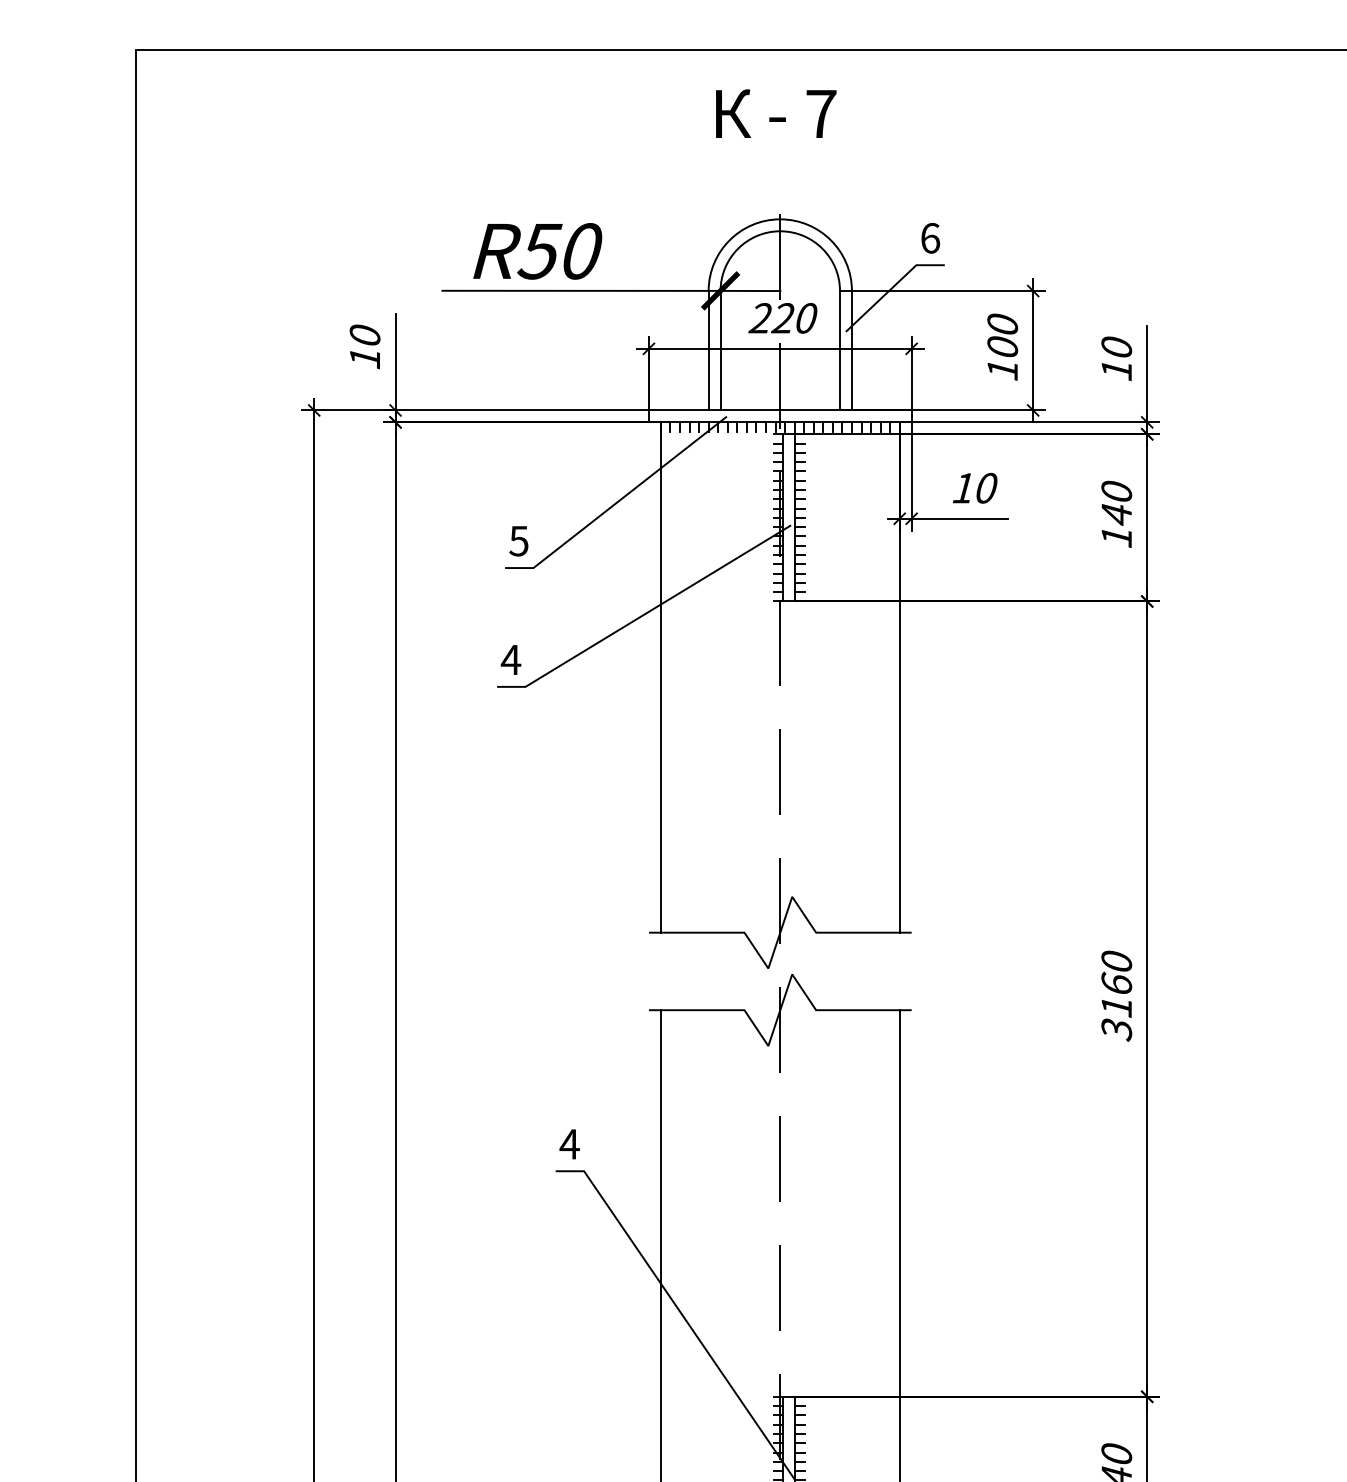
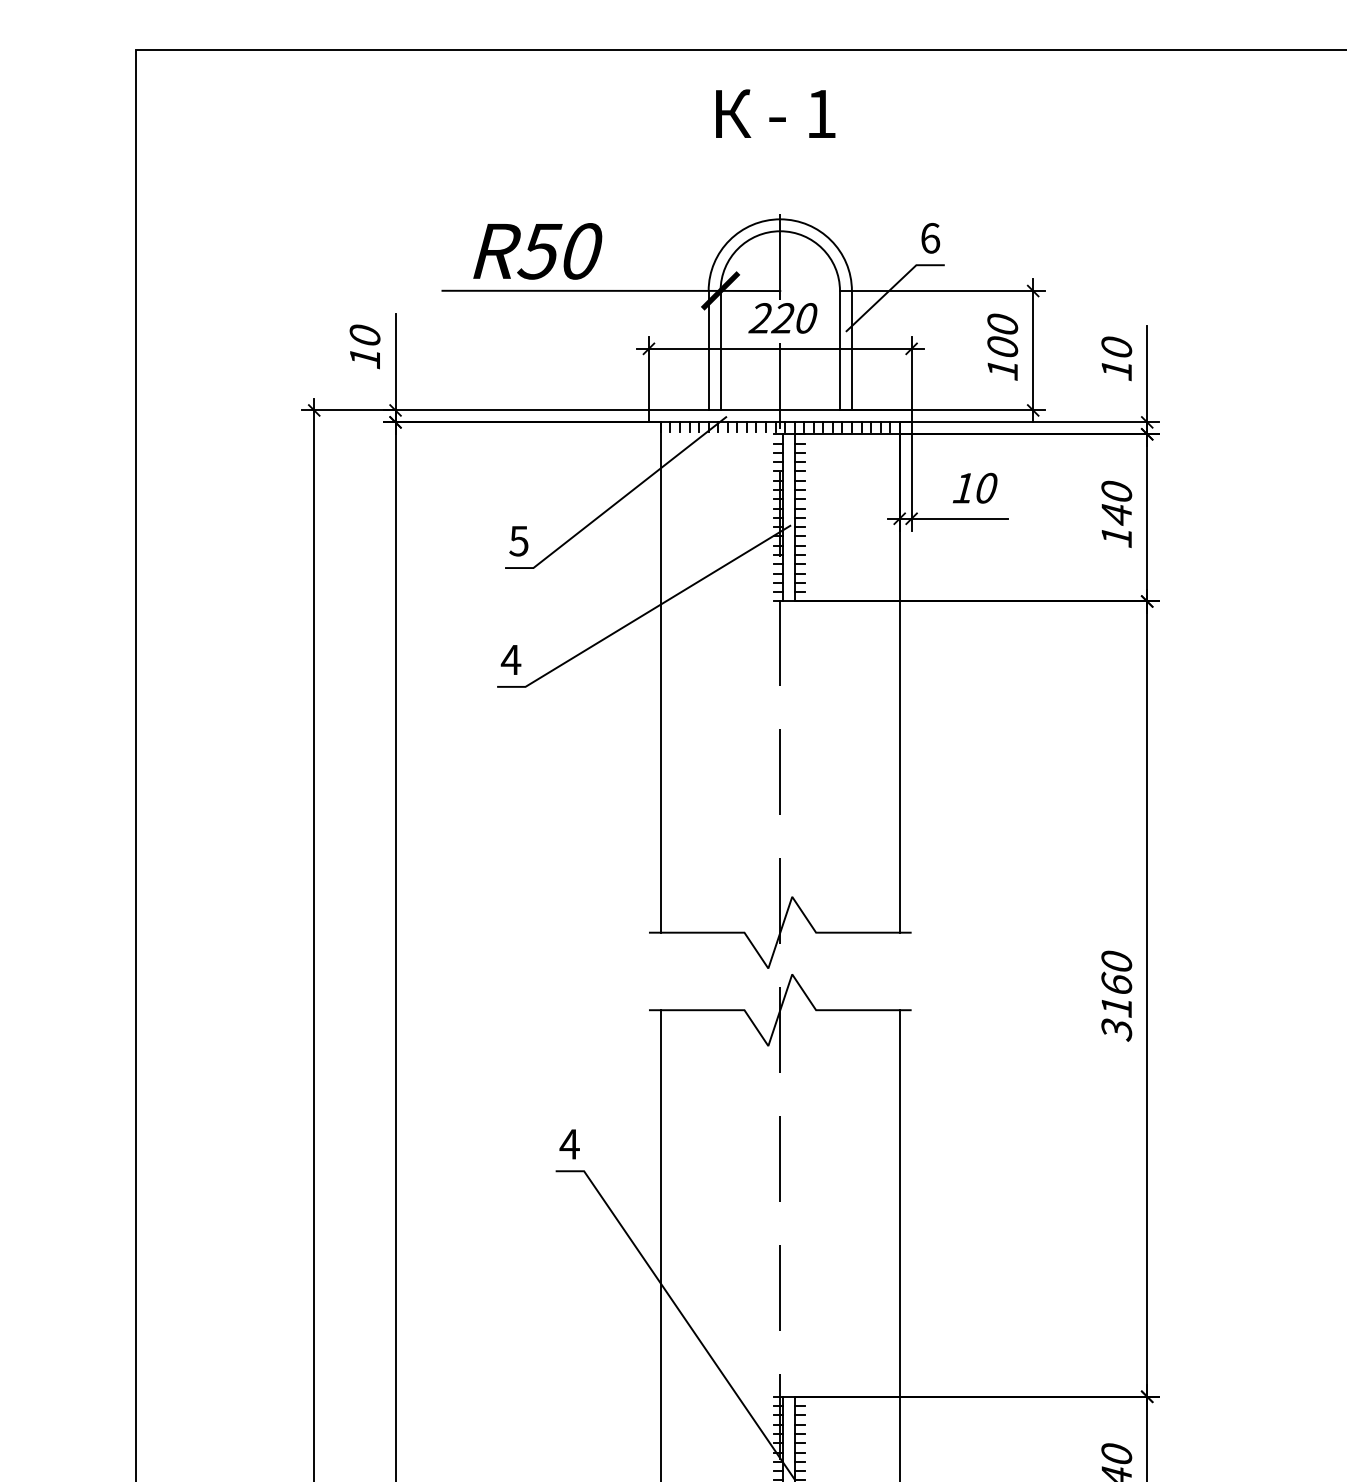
text: 7 -> 1 (821, 113)
